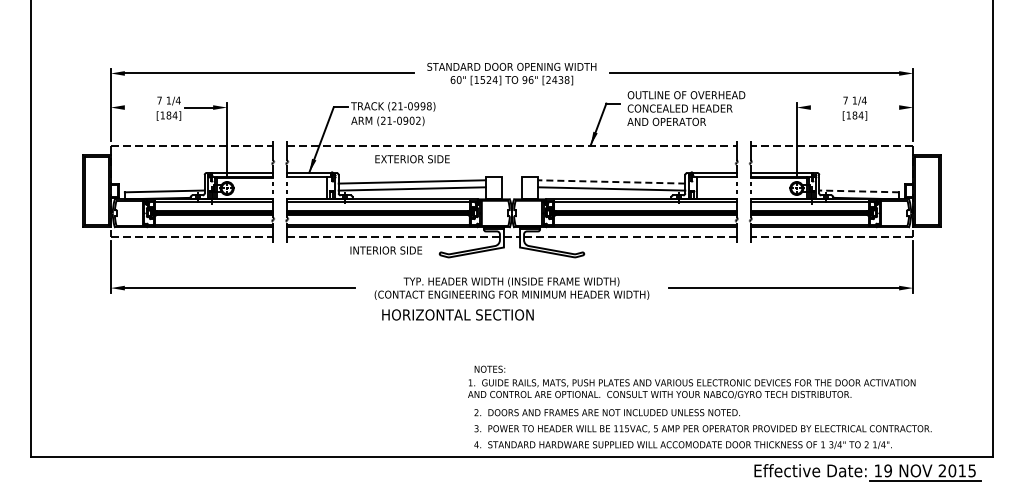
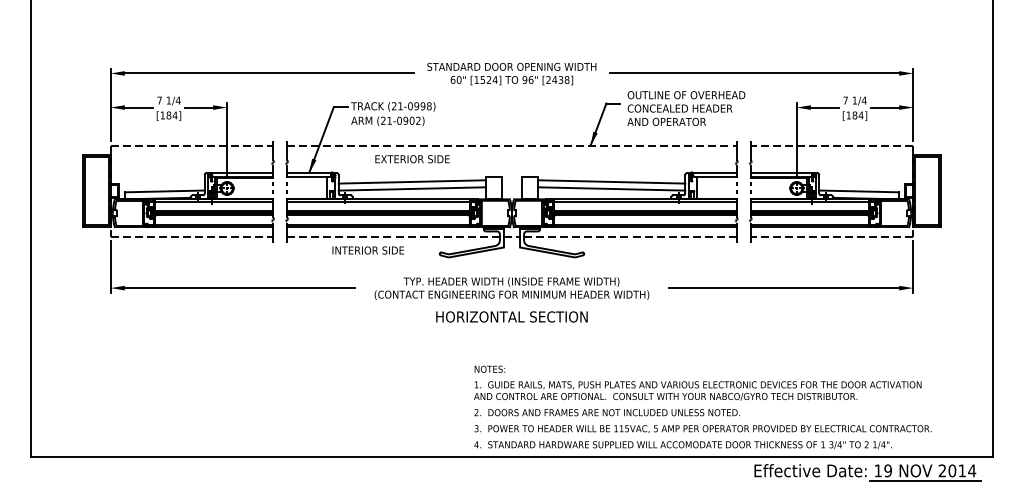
line: none -> present (138, 107)
line: none -> present (824, 107)
line: none -> present (885, 107)
line: dashed -> solid (611, 181)
line: dashed -> solid (859, 191)
text position: (385, 250) -> (367, 250) (367, 250)
text position: (457, 314) -> (511, 316) (511, 316)
text position: (691, 388) -> (697, 390) (697, 390)
text: 2015 -> 2014 (972, 470)
